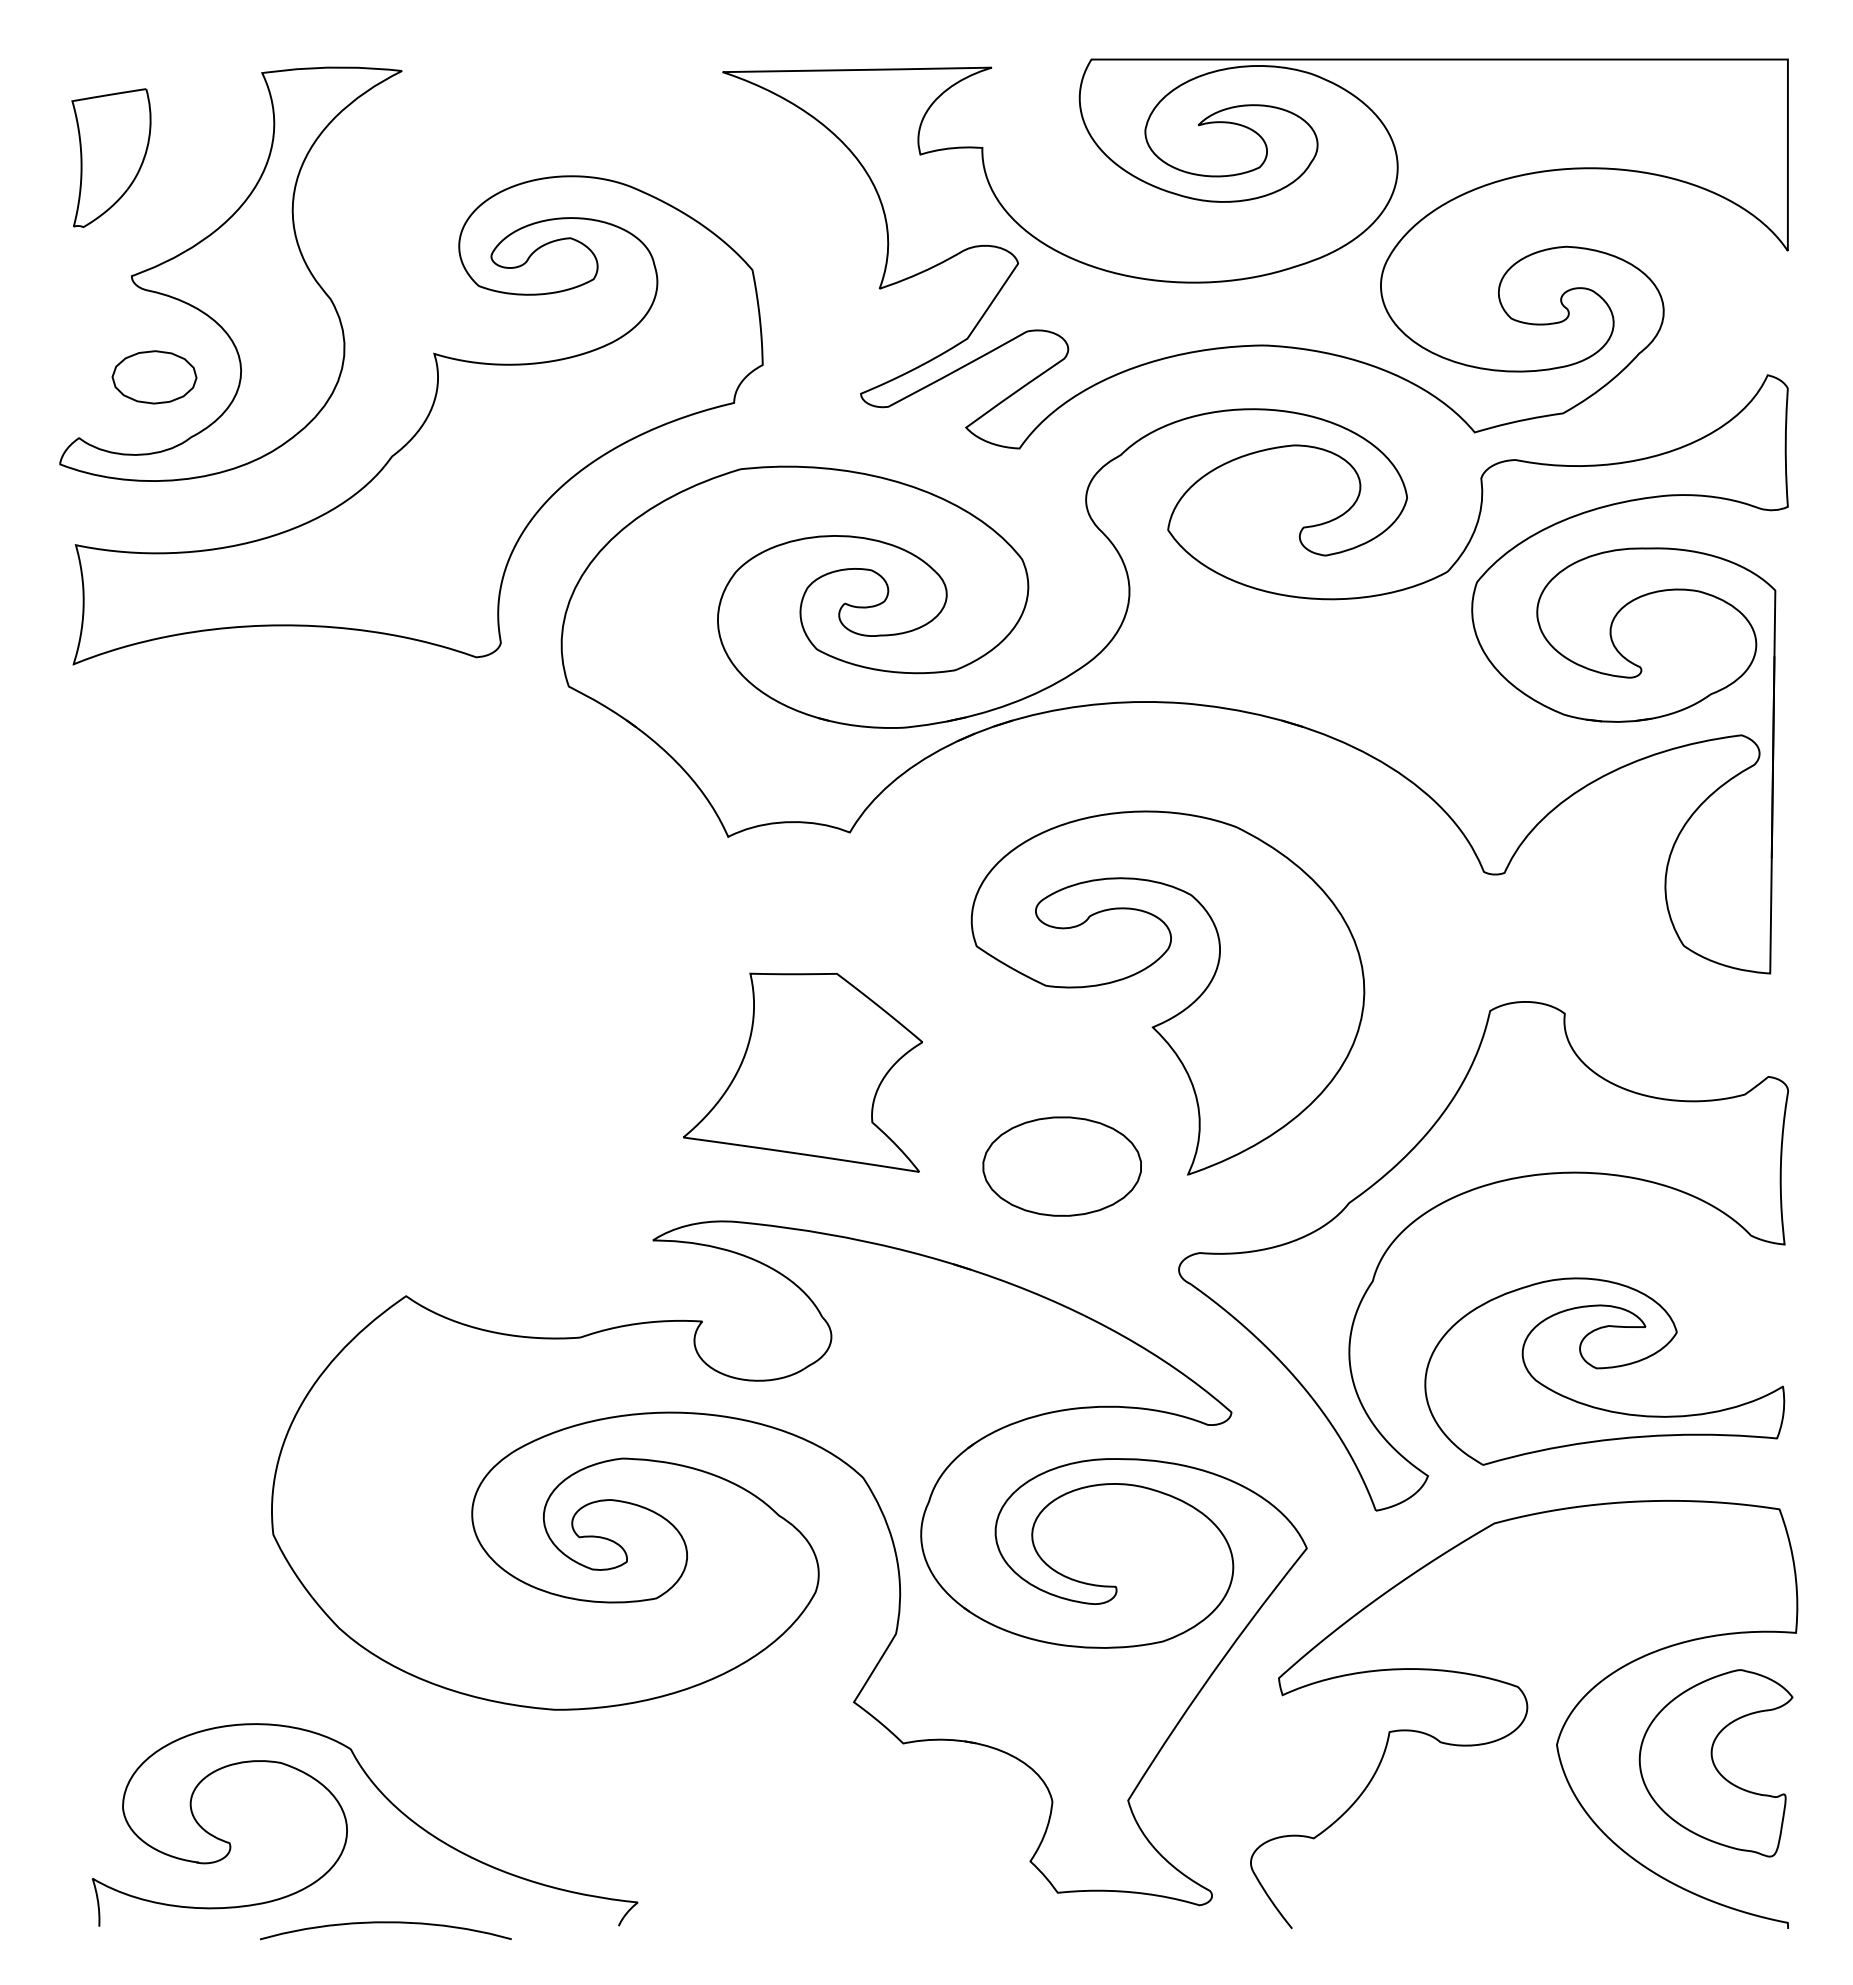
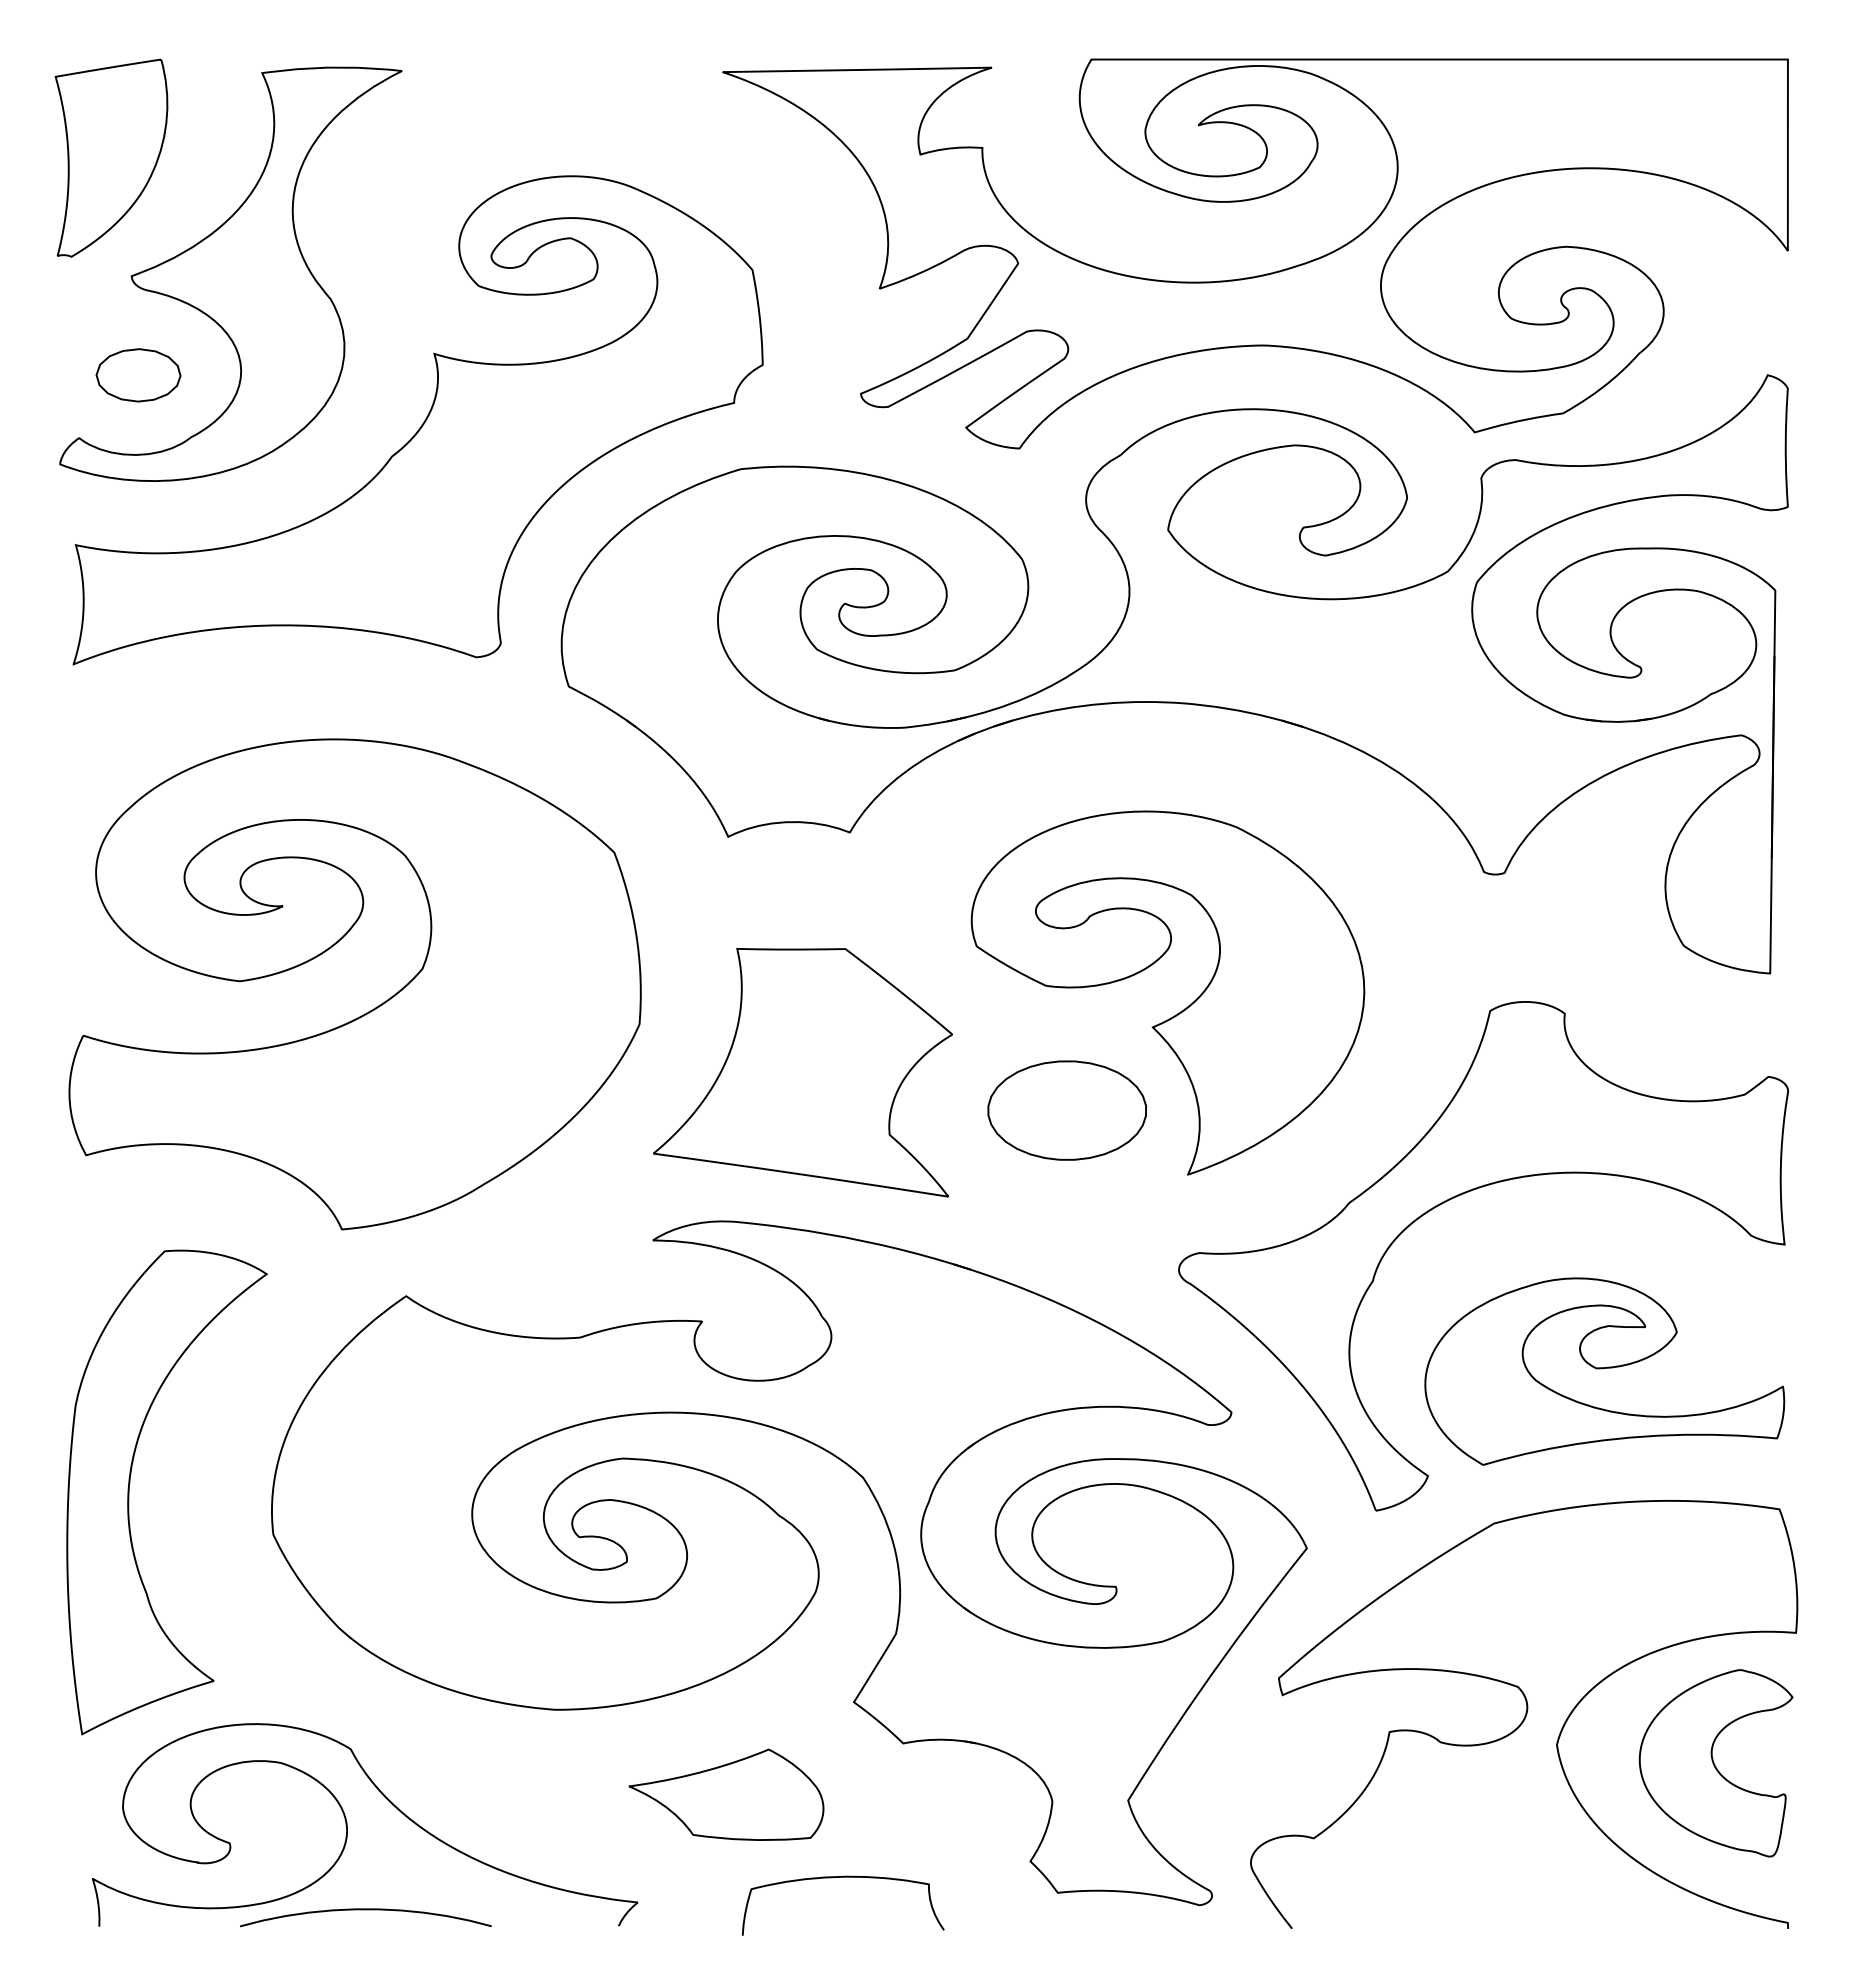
part size: 81x141 px -> 115x200 px (111, 157)
part position: (154, 377) -> (138, 375) (138, 375)
part: none -> present (371, 1009)
part size: 240x201 px -> 300x250 px (802, 1072)
part position: (1061, 1166) -> (1066, 1110) (1066, 1110)
part: none -> present (129, 1492)
part: none -> present (726, 1794)
curve: none -> present (842, 1877)
curve position: (385, 1923) -> (365, 1910) (365, 1910)
